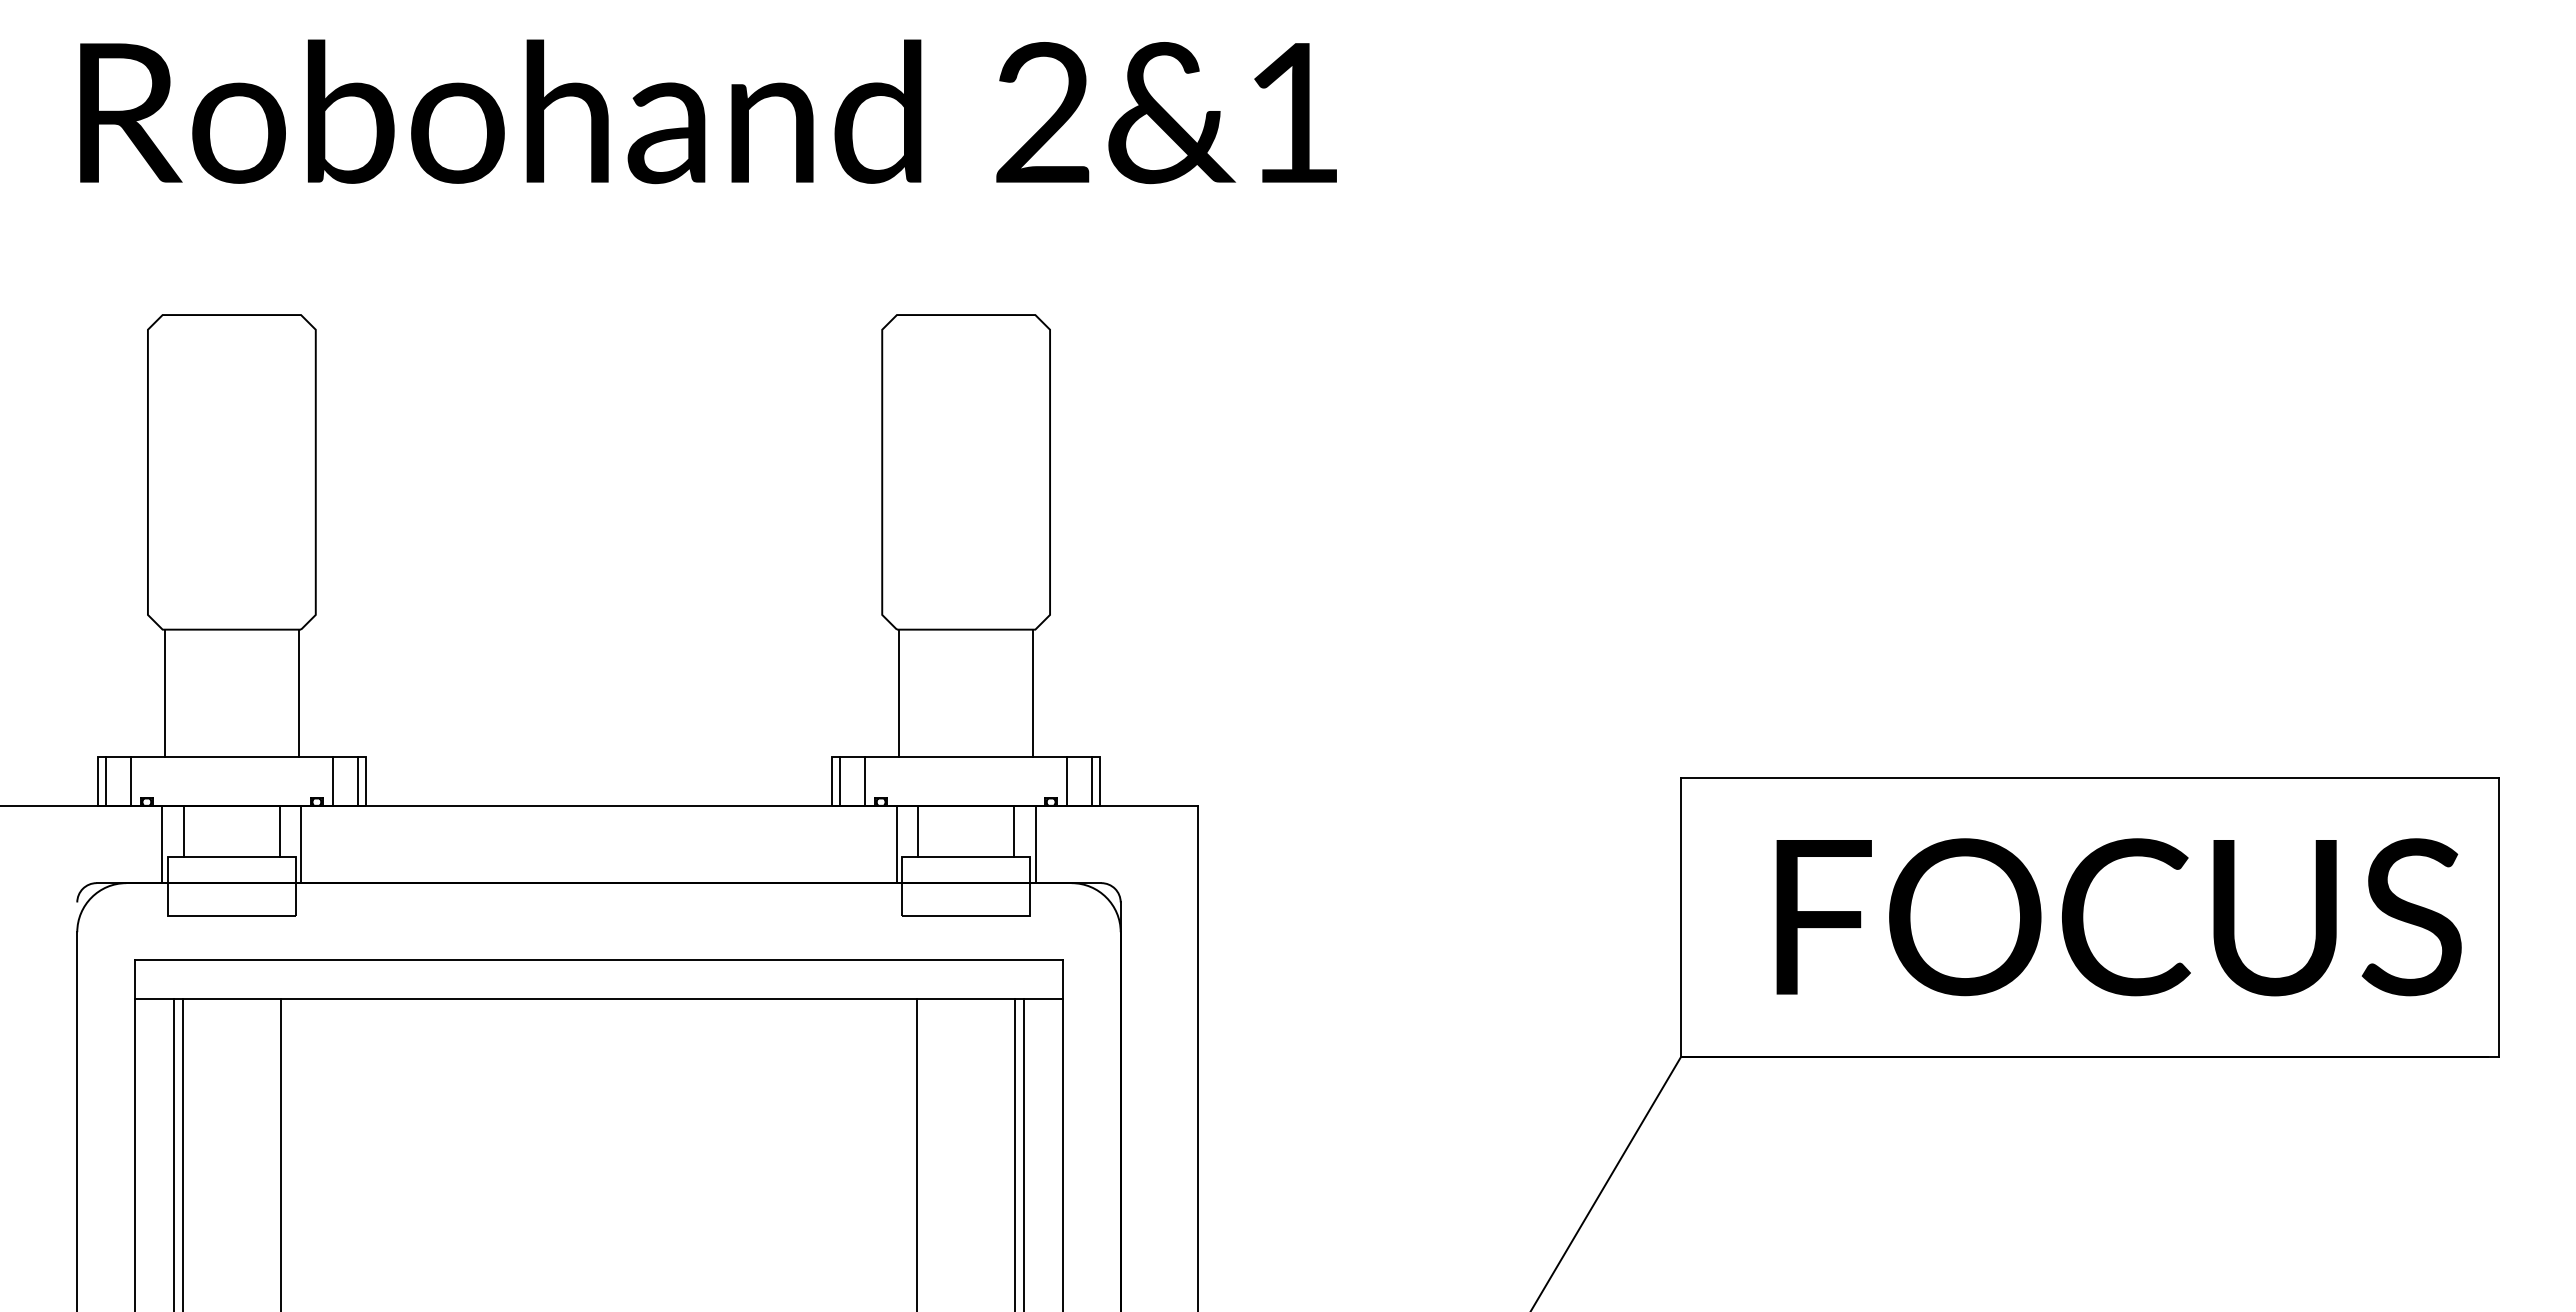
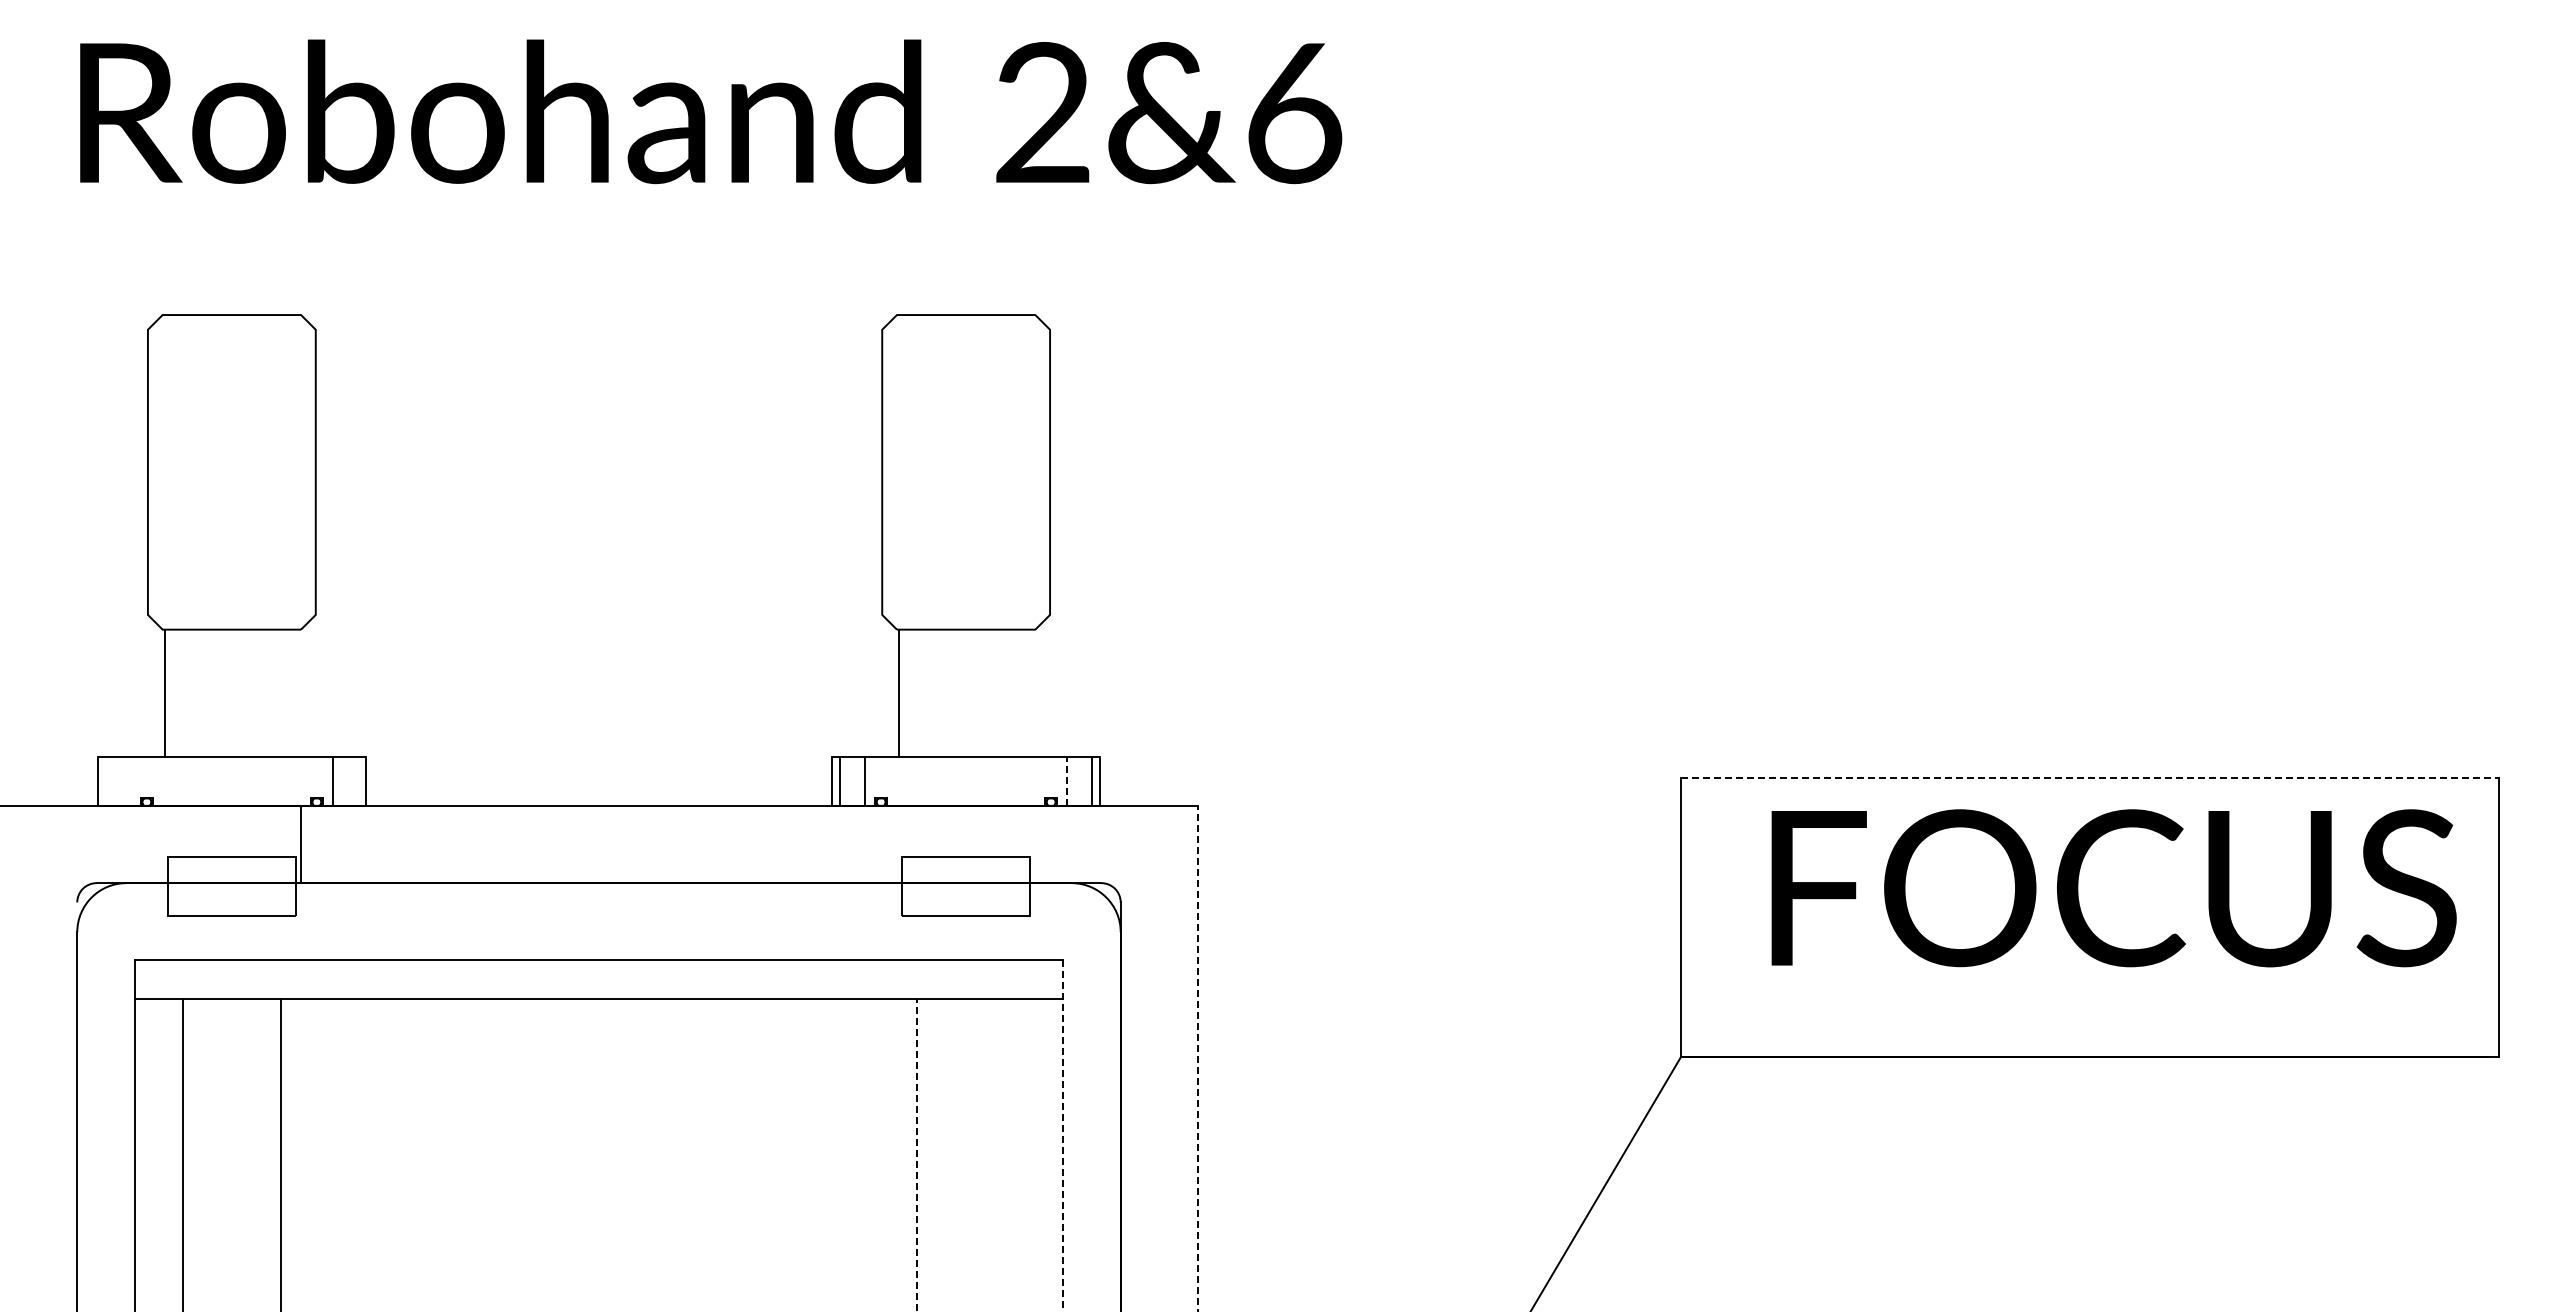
text: 2&1 -> 2&6 (1295, 113)
line: present -> none (298, 692)
line: present -> none (1033, 692)
line: solid -> dashed (2089, 777)
line: present -> none (106, 780)
line: present -> none (130, 780)
line: present -> none (357, 780)
line: solid -> dashed (1067, 781)
line: present -> none (183, 830)
line: present -> none (279, 830)
line: present -> none (918, 830)
line: present -> none (1014, 830)
line: present -> none (162, 844)
line: present -> none (896, 844)
line: present -> none (1035, 844)
text position: (2118, 917) -> (2113, 888) (2113, 888)
line: solid -> dashed (1198, 1058)
line: solid -> dashed (1062, 1136)
line: present -> none (173, 1153)
line: present -> none (1015, 1153)
line: present -> none (1024, 1153)
line: solid -> dashed (917, 1154)
